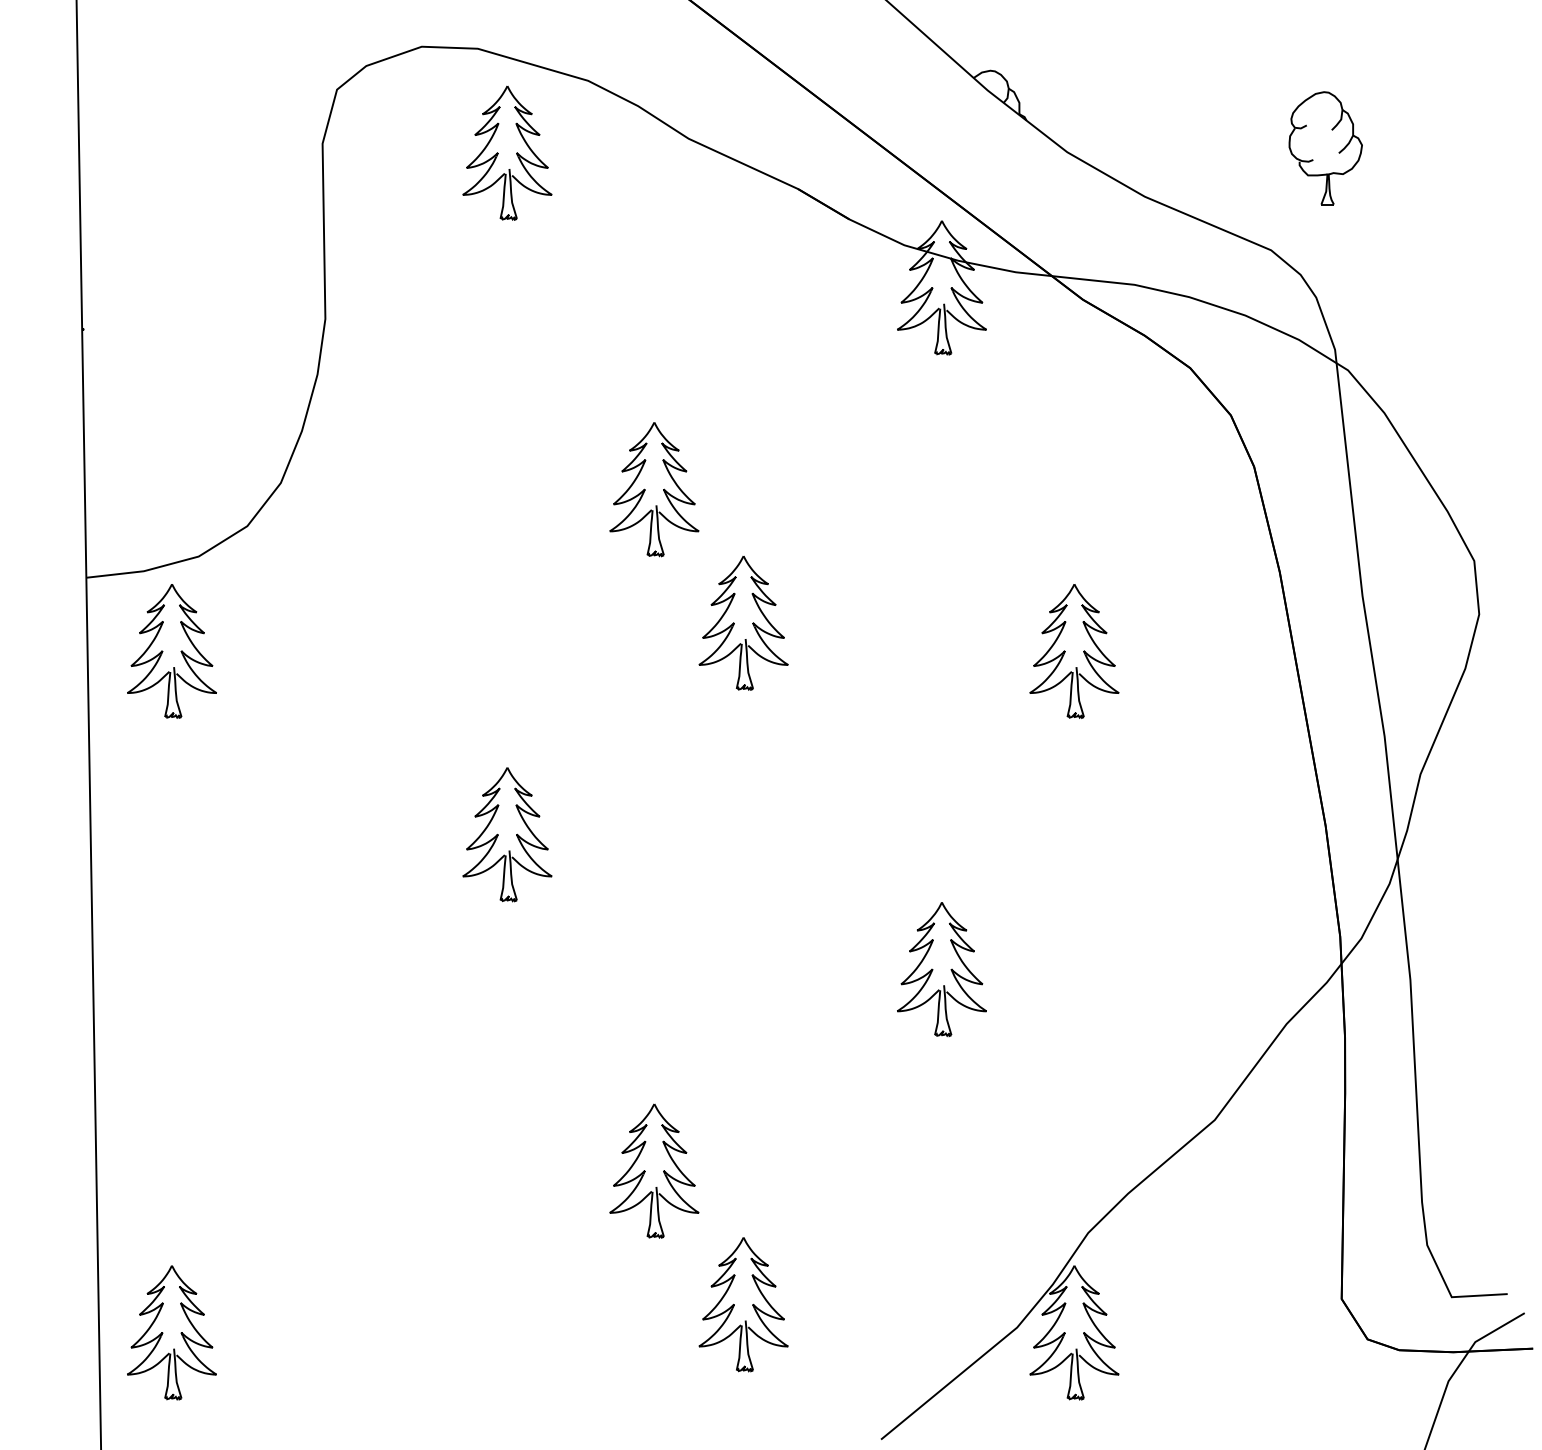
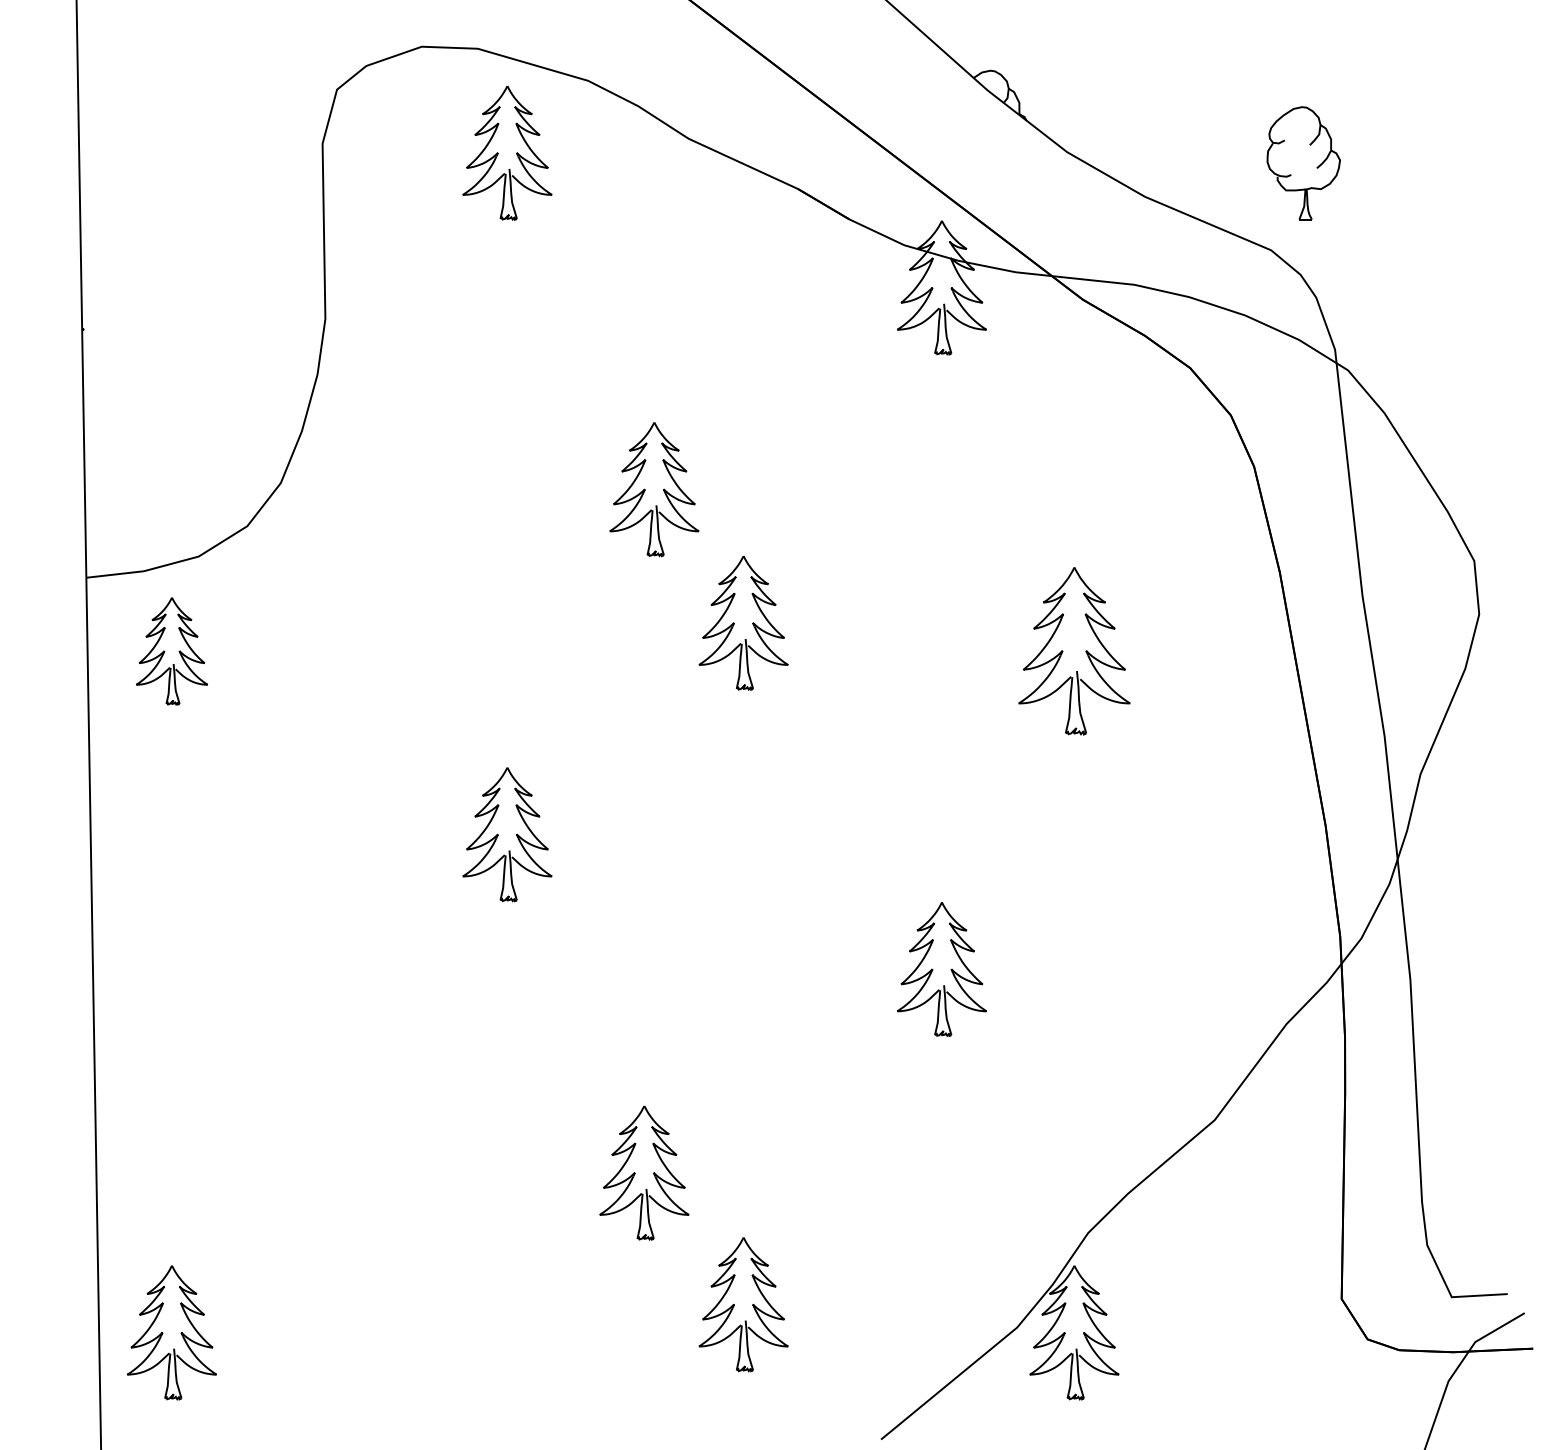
part position: (1325, 148) -> (1303, 163) (1303, 163)
part size: 90x135 px -> 72x109 px (171, 651)
part size: 91x135 px -> 113x169 px (1074, 651)
part position: (654, 1170) -> (644, 1172) (644, 1172)
